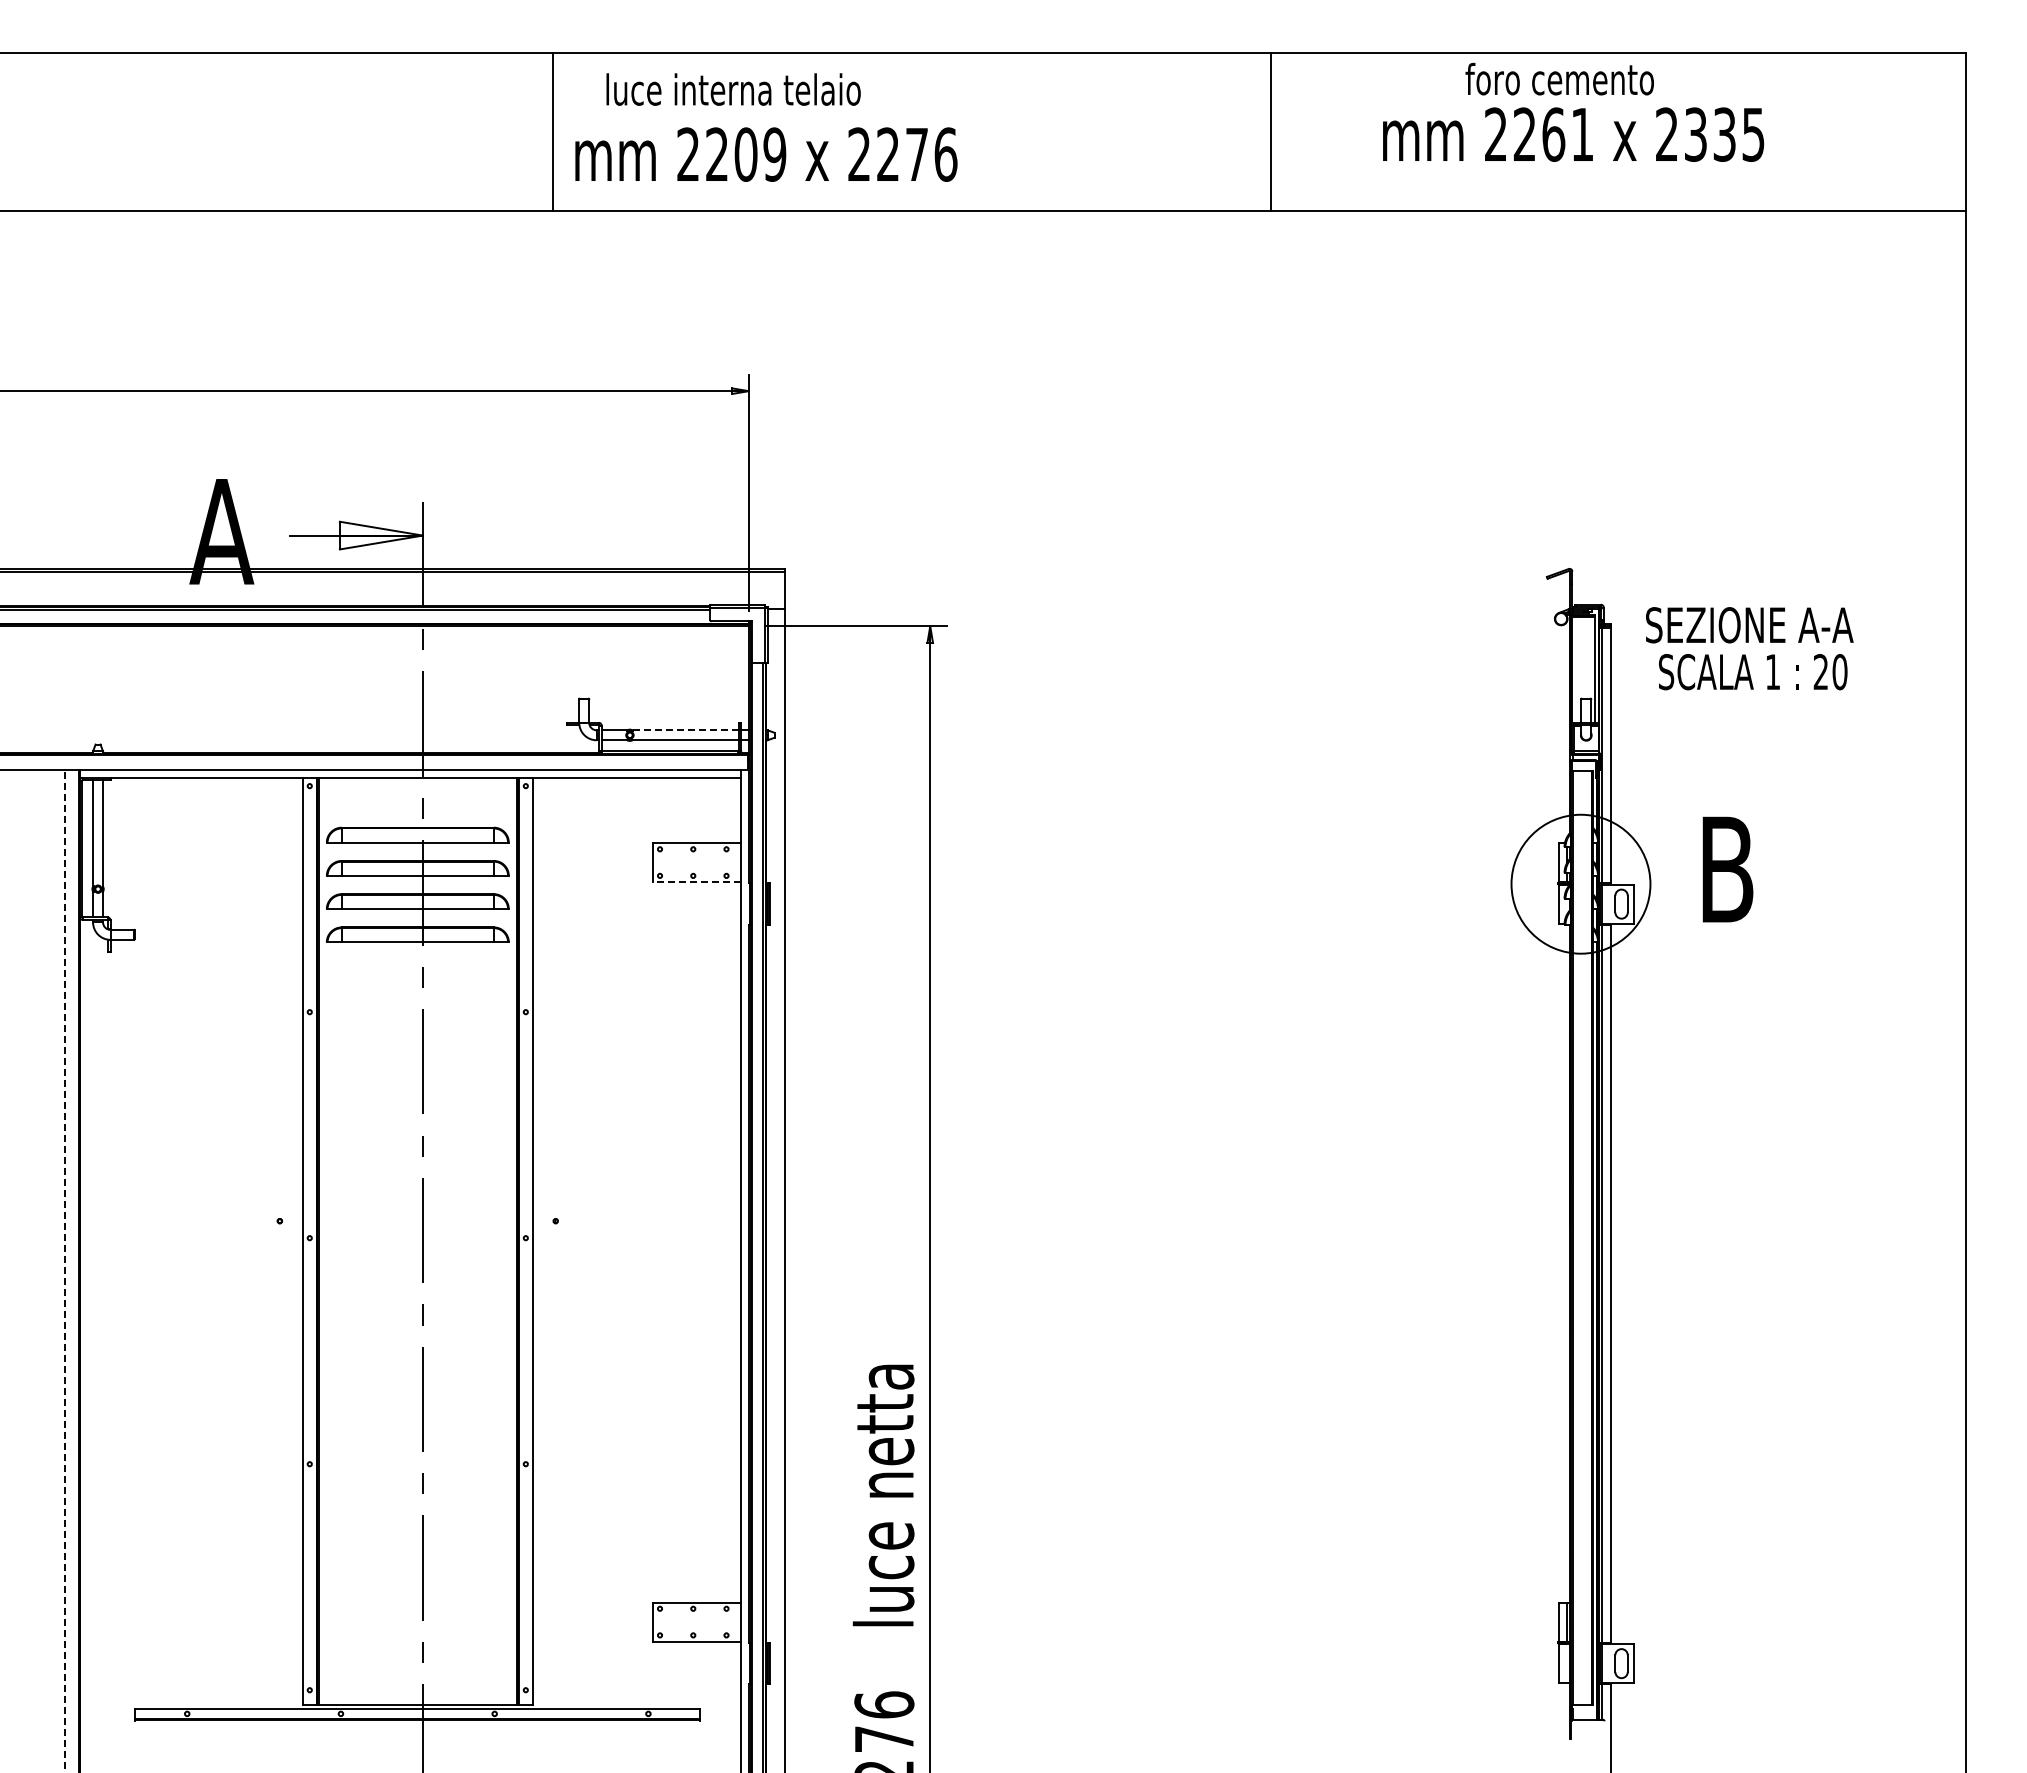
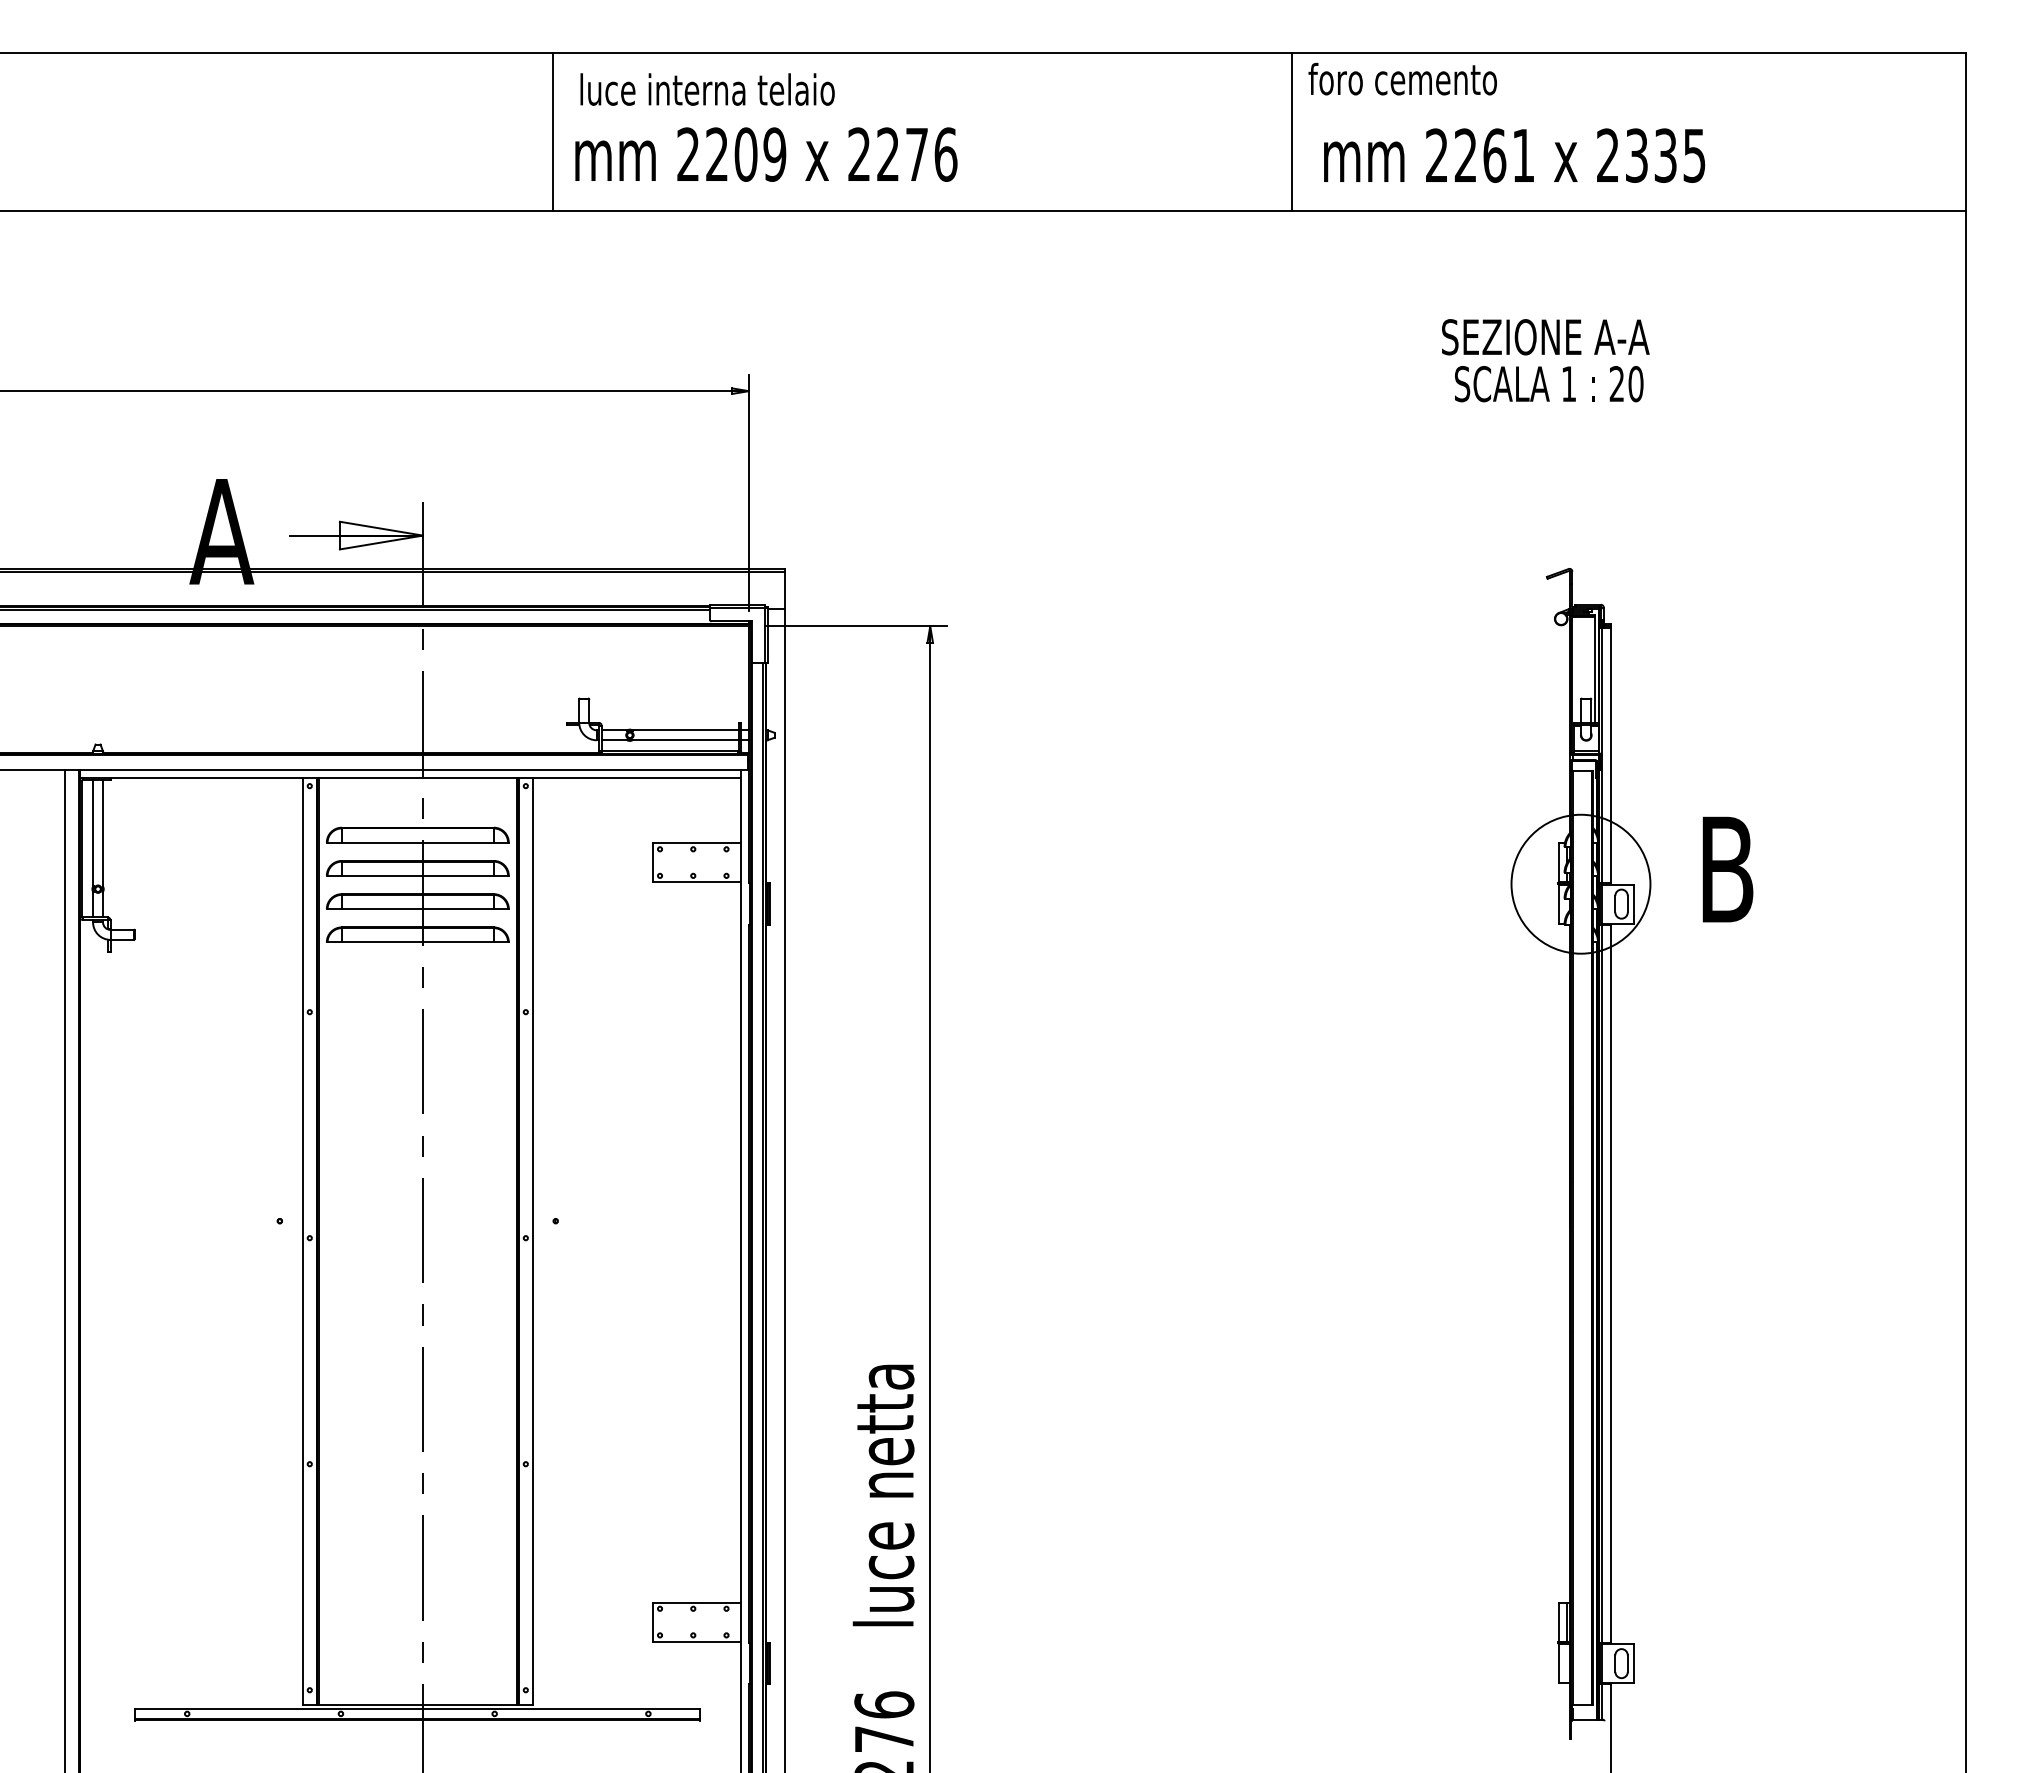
text position: (1559, 78) -> (1402, 78) (1402, 78)
text position: (733, 89) -> (707, 89) (707, 89)
line position: (1270, 131) -> (1291, 131) (1291, 131)
text position: (1573, 134) -> (1514, 155) (1514, 155)
text position: (1749, 648) -> (1545, 360) (1545, 360)
line: dashed -> solid (685, 730)
line: dashed -> solid (696, 882)
line: dashed -> solid (64, 1270)
